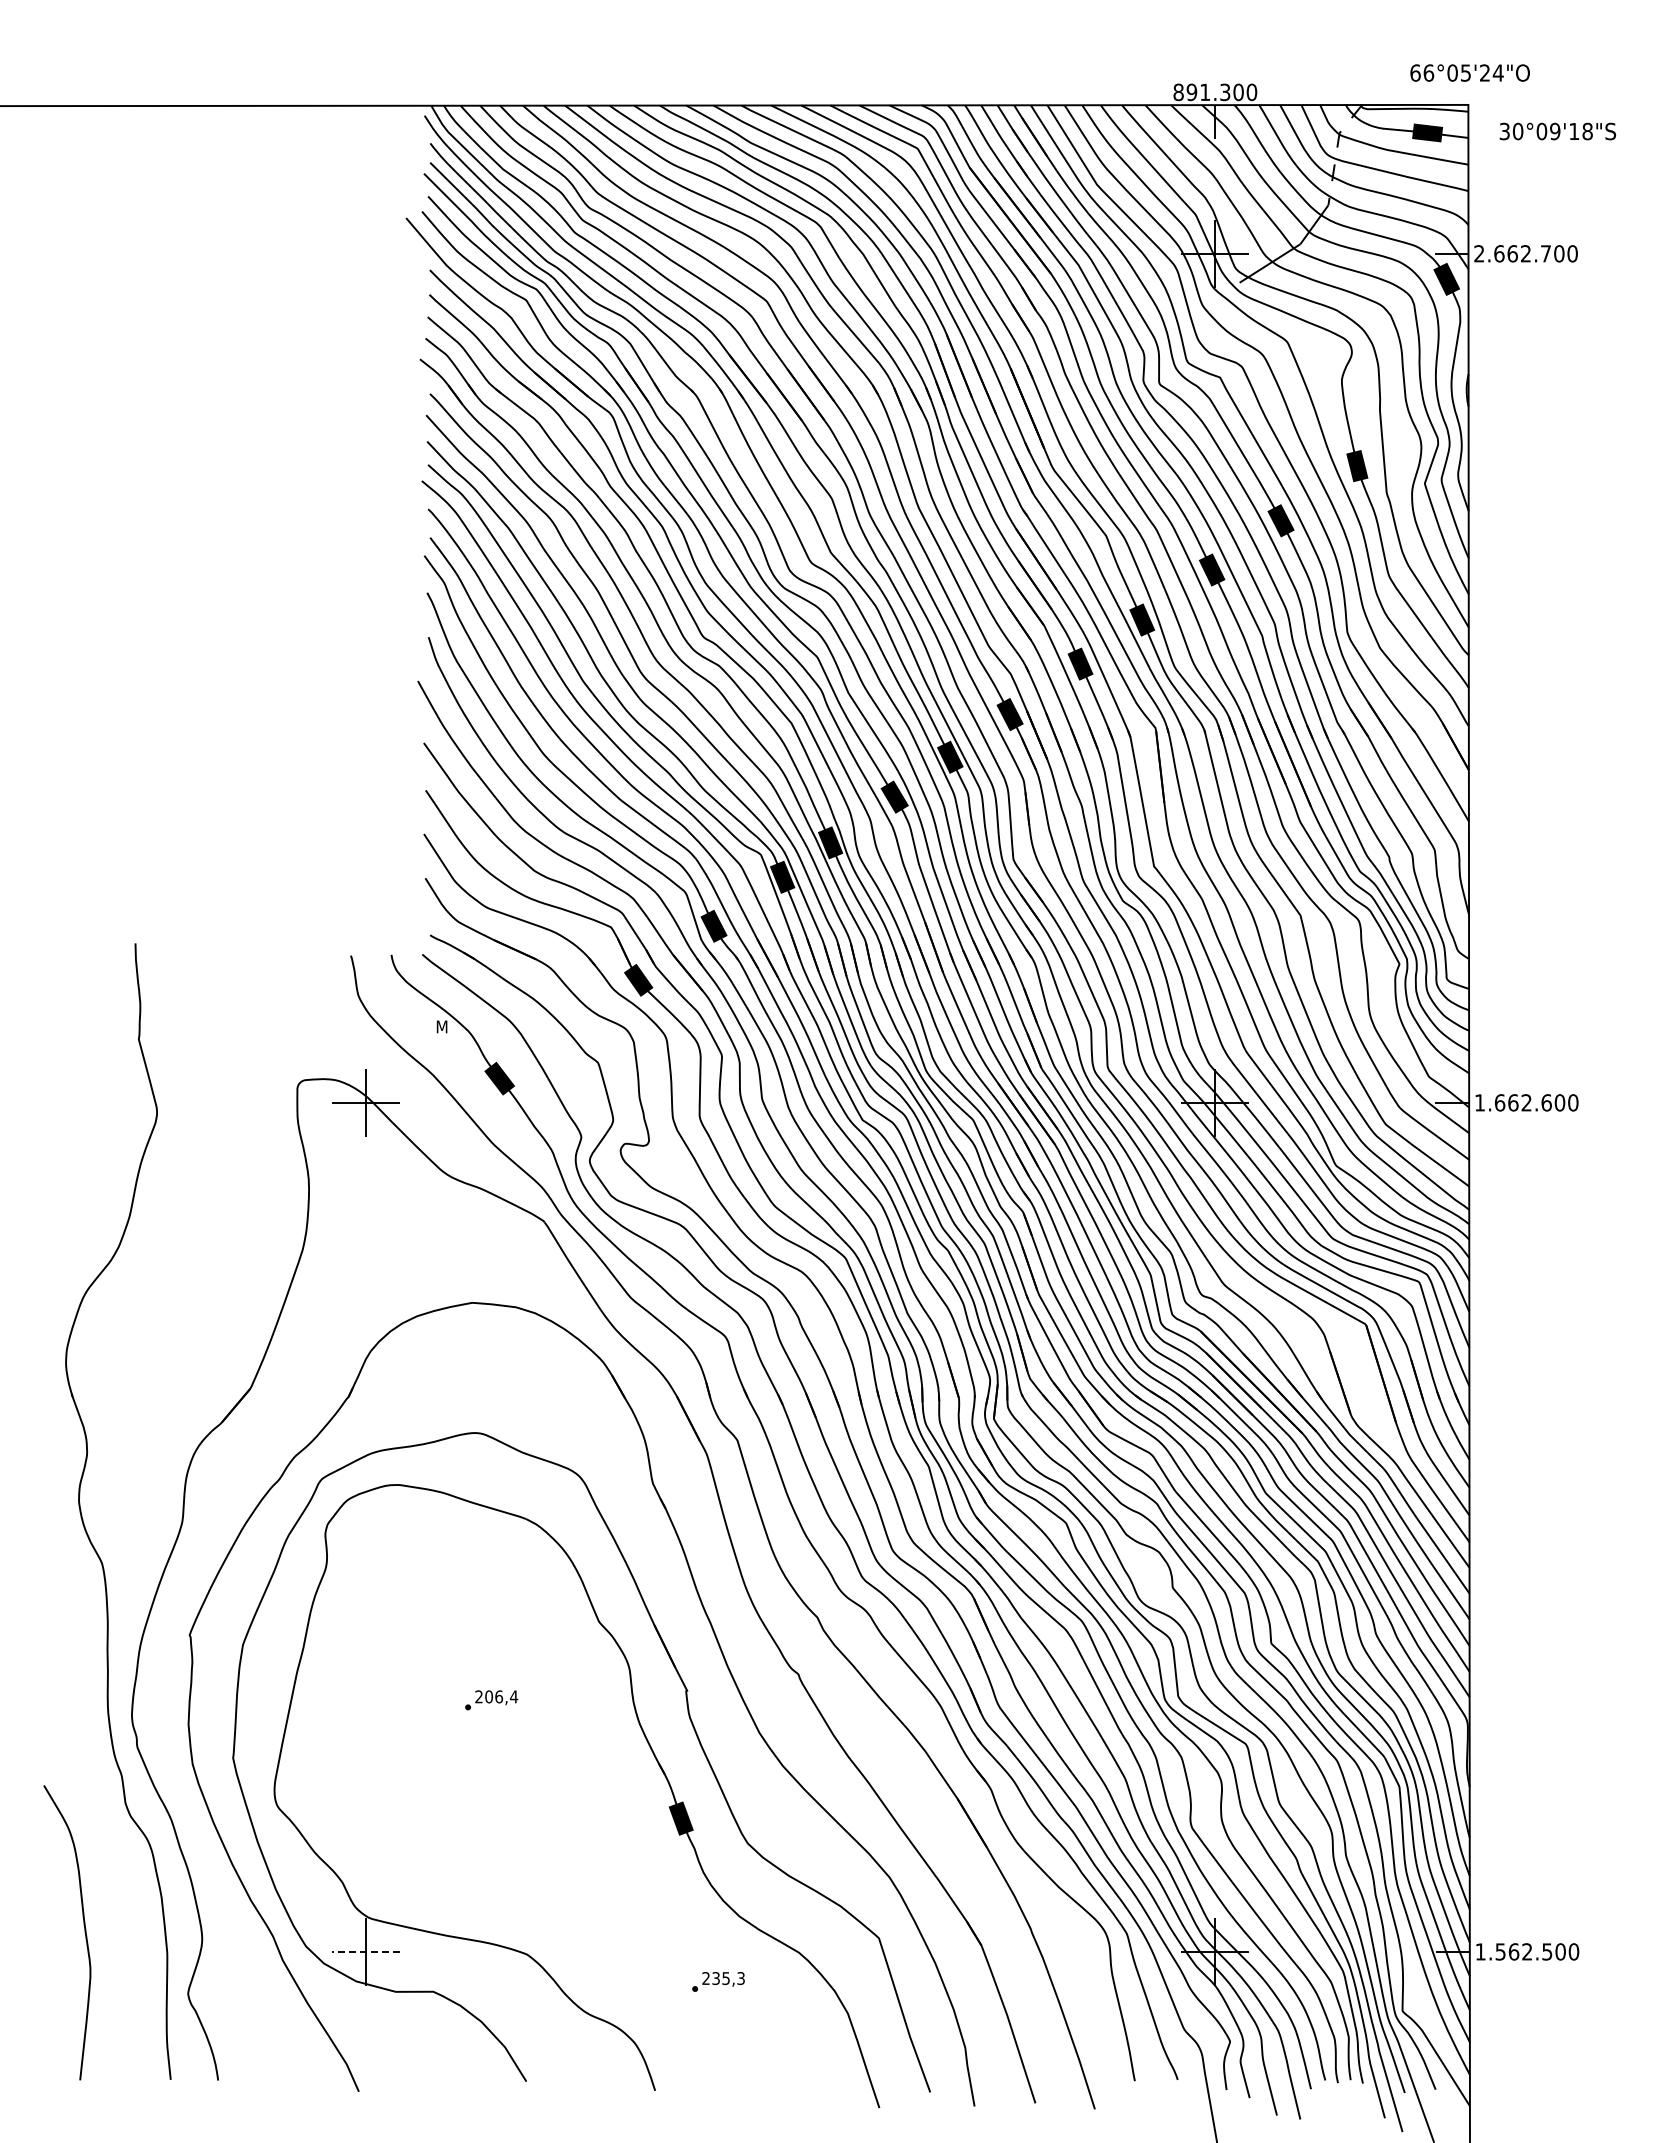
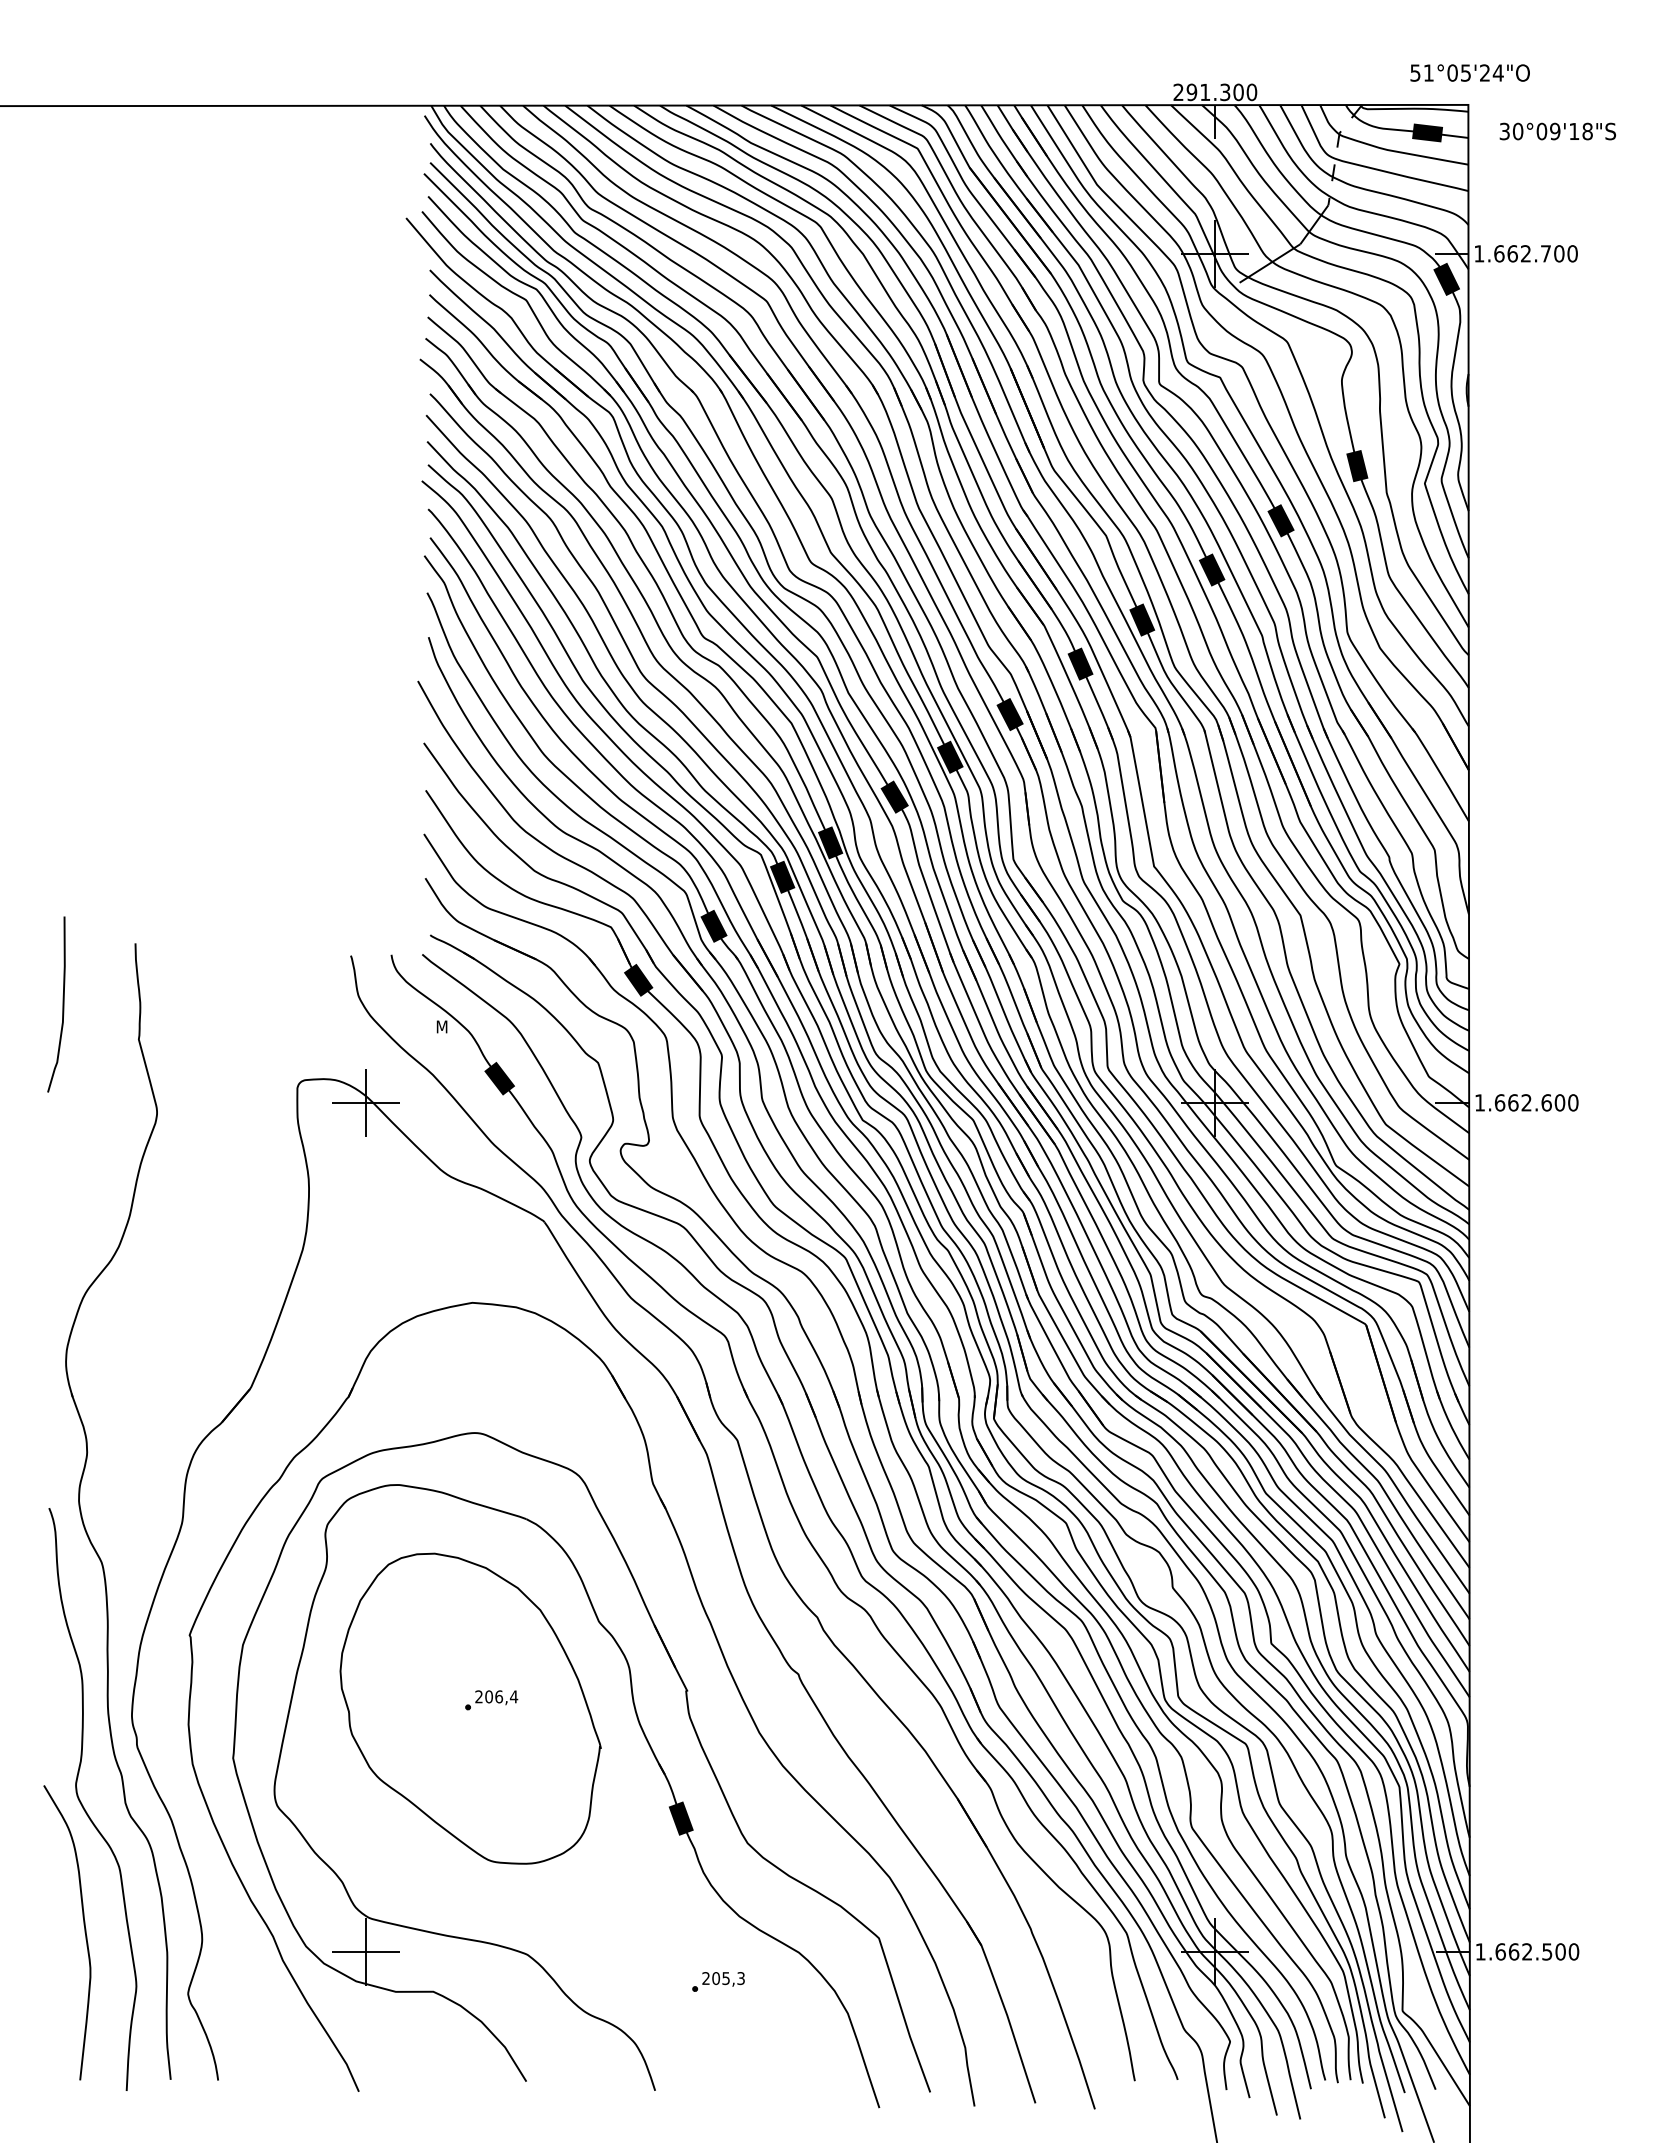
text: 66°05'24"O -> 51°05'24"O (1422, 72)
text: 891.300 -> 291.300 (1178, 92)
text: 2.662.700 -> 1.662.700 (1479, 253)
curve: none -> present (62, 1004)
part: none -> present (470, 1708)
curve: none -> present (82, 1803)
line: dashed -> solid (366, 1951)
text: 1.562.500 -> 1.662.500 (1500, 1951)
text: 235,3 -> 205,3 (716, 1978)
